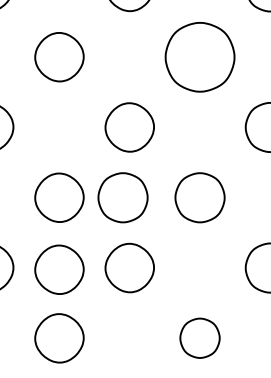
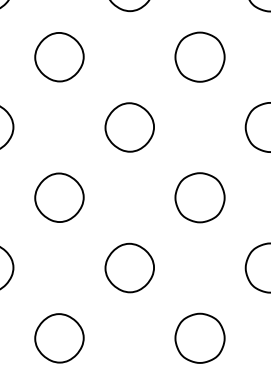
part size: 72x71 px -> 52x52 px (199, 56)
part: present -> none (122, 197)
part: present -> none (59, 269)
part size: 42x42 px -> 52x52 px (199, 337)
